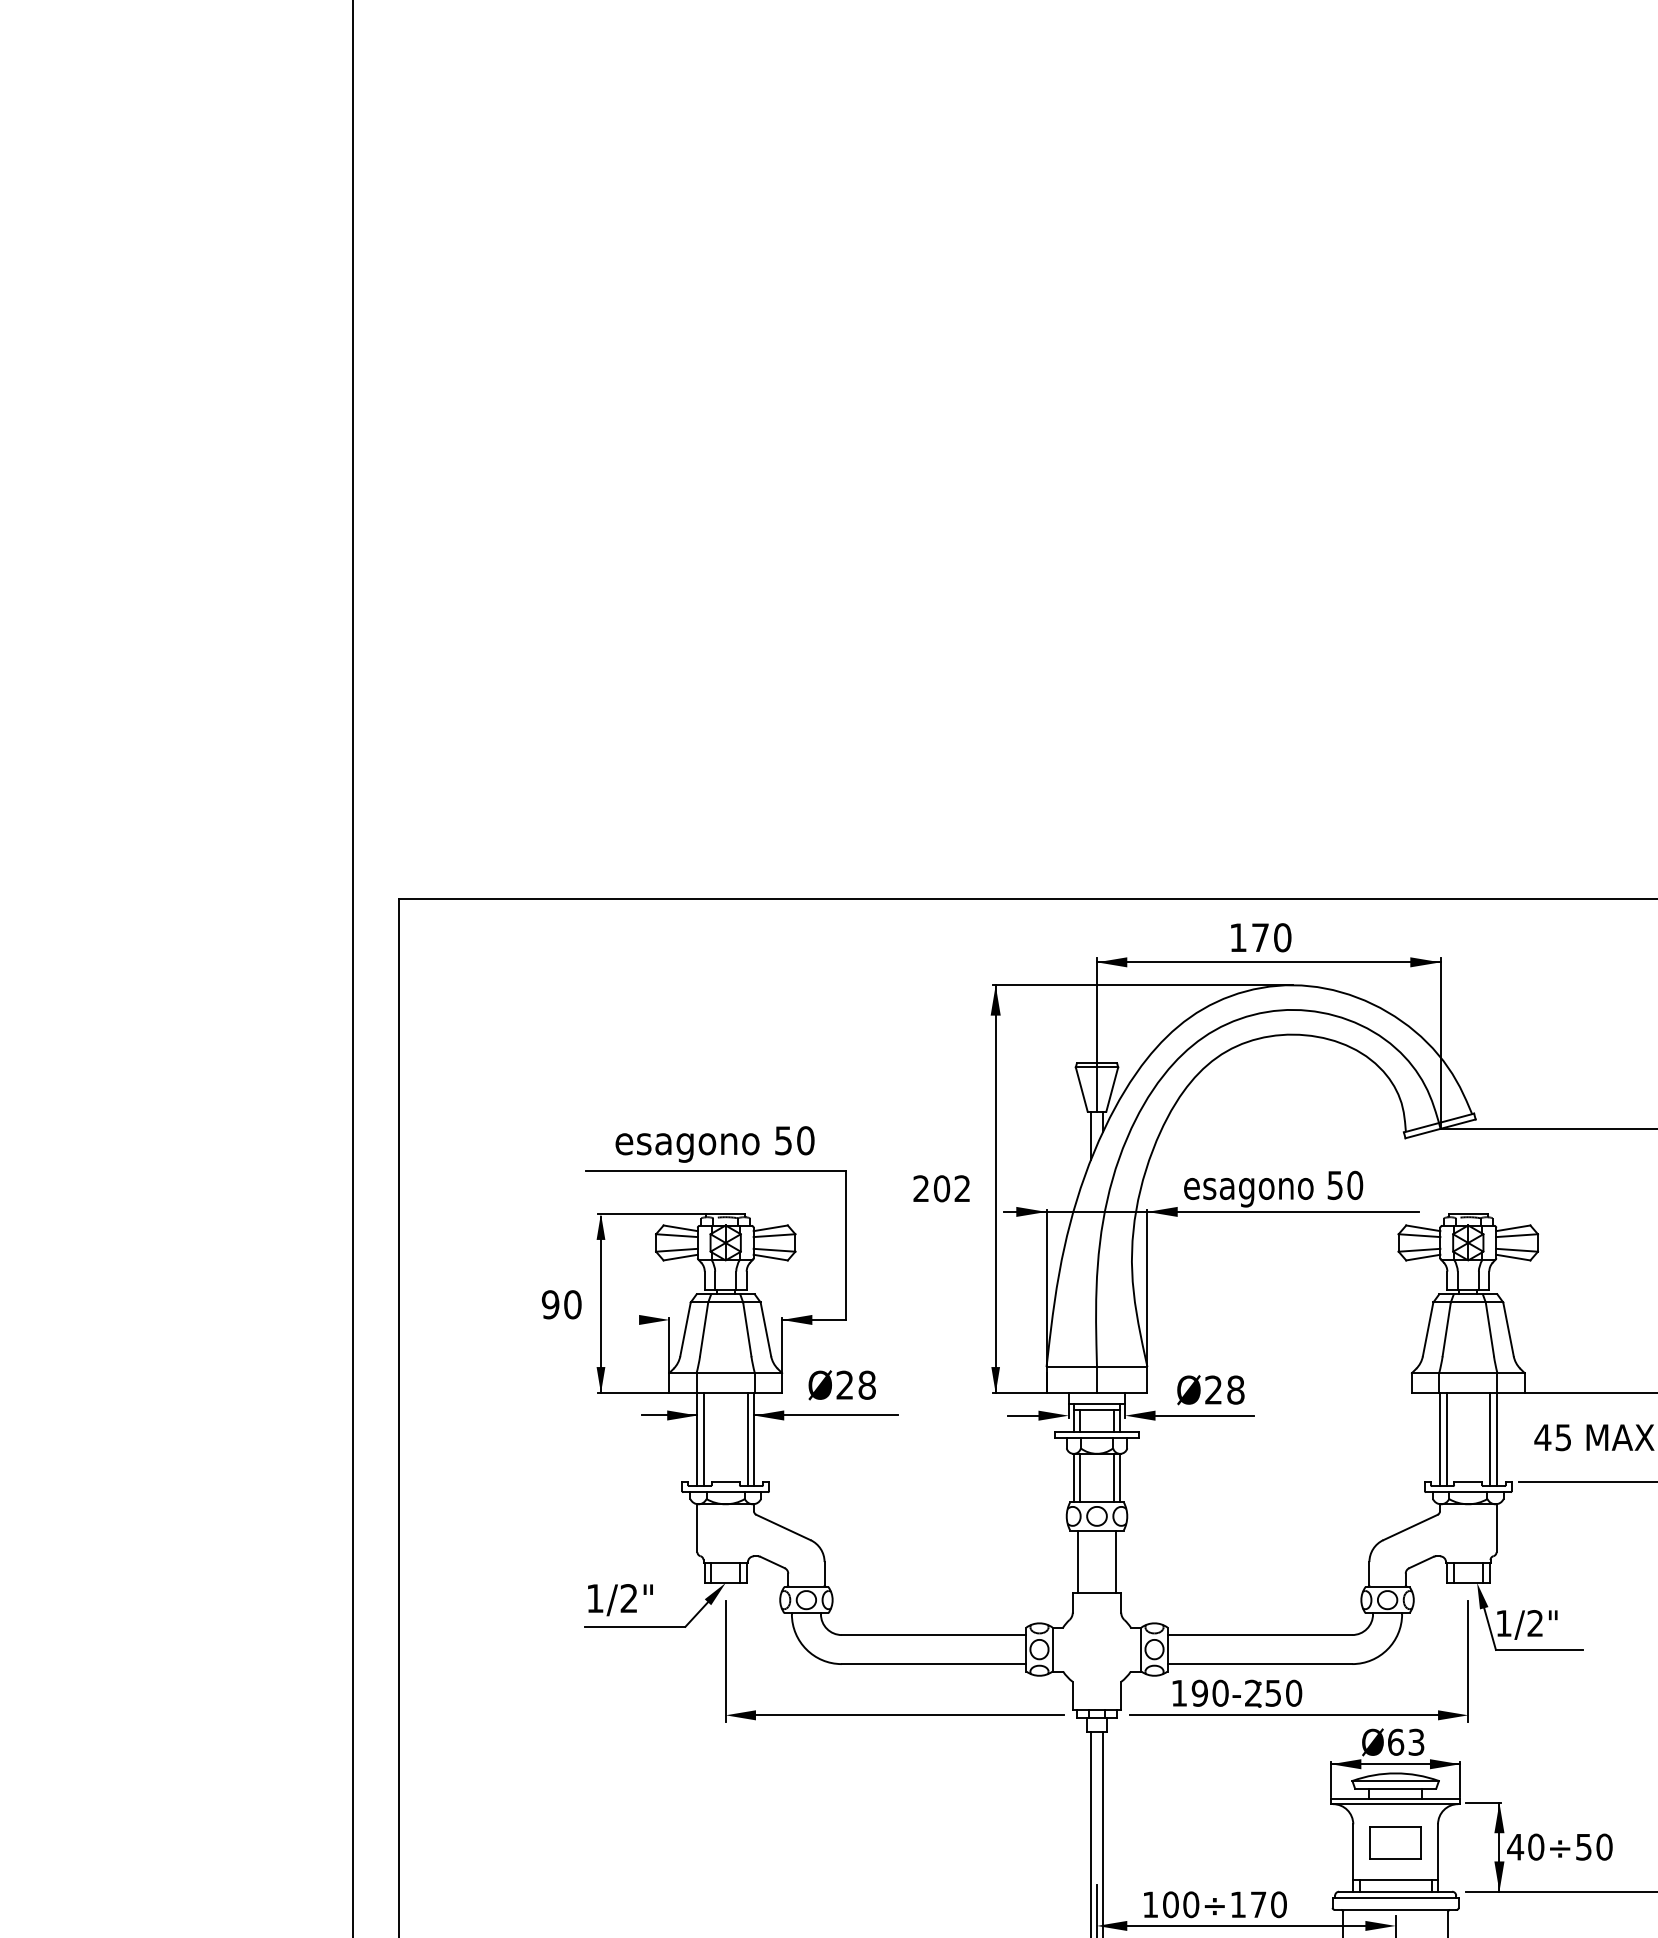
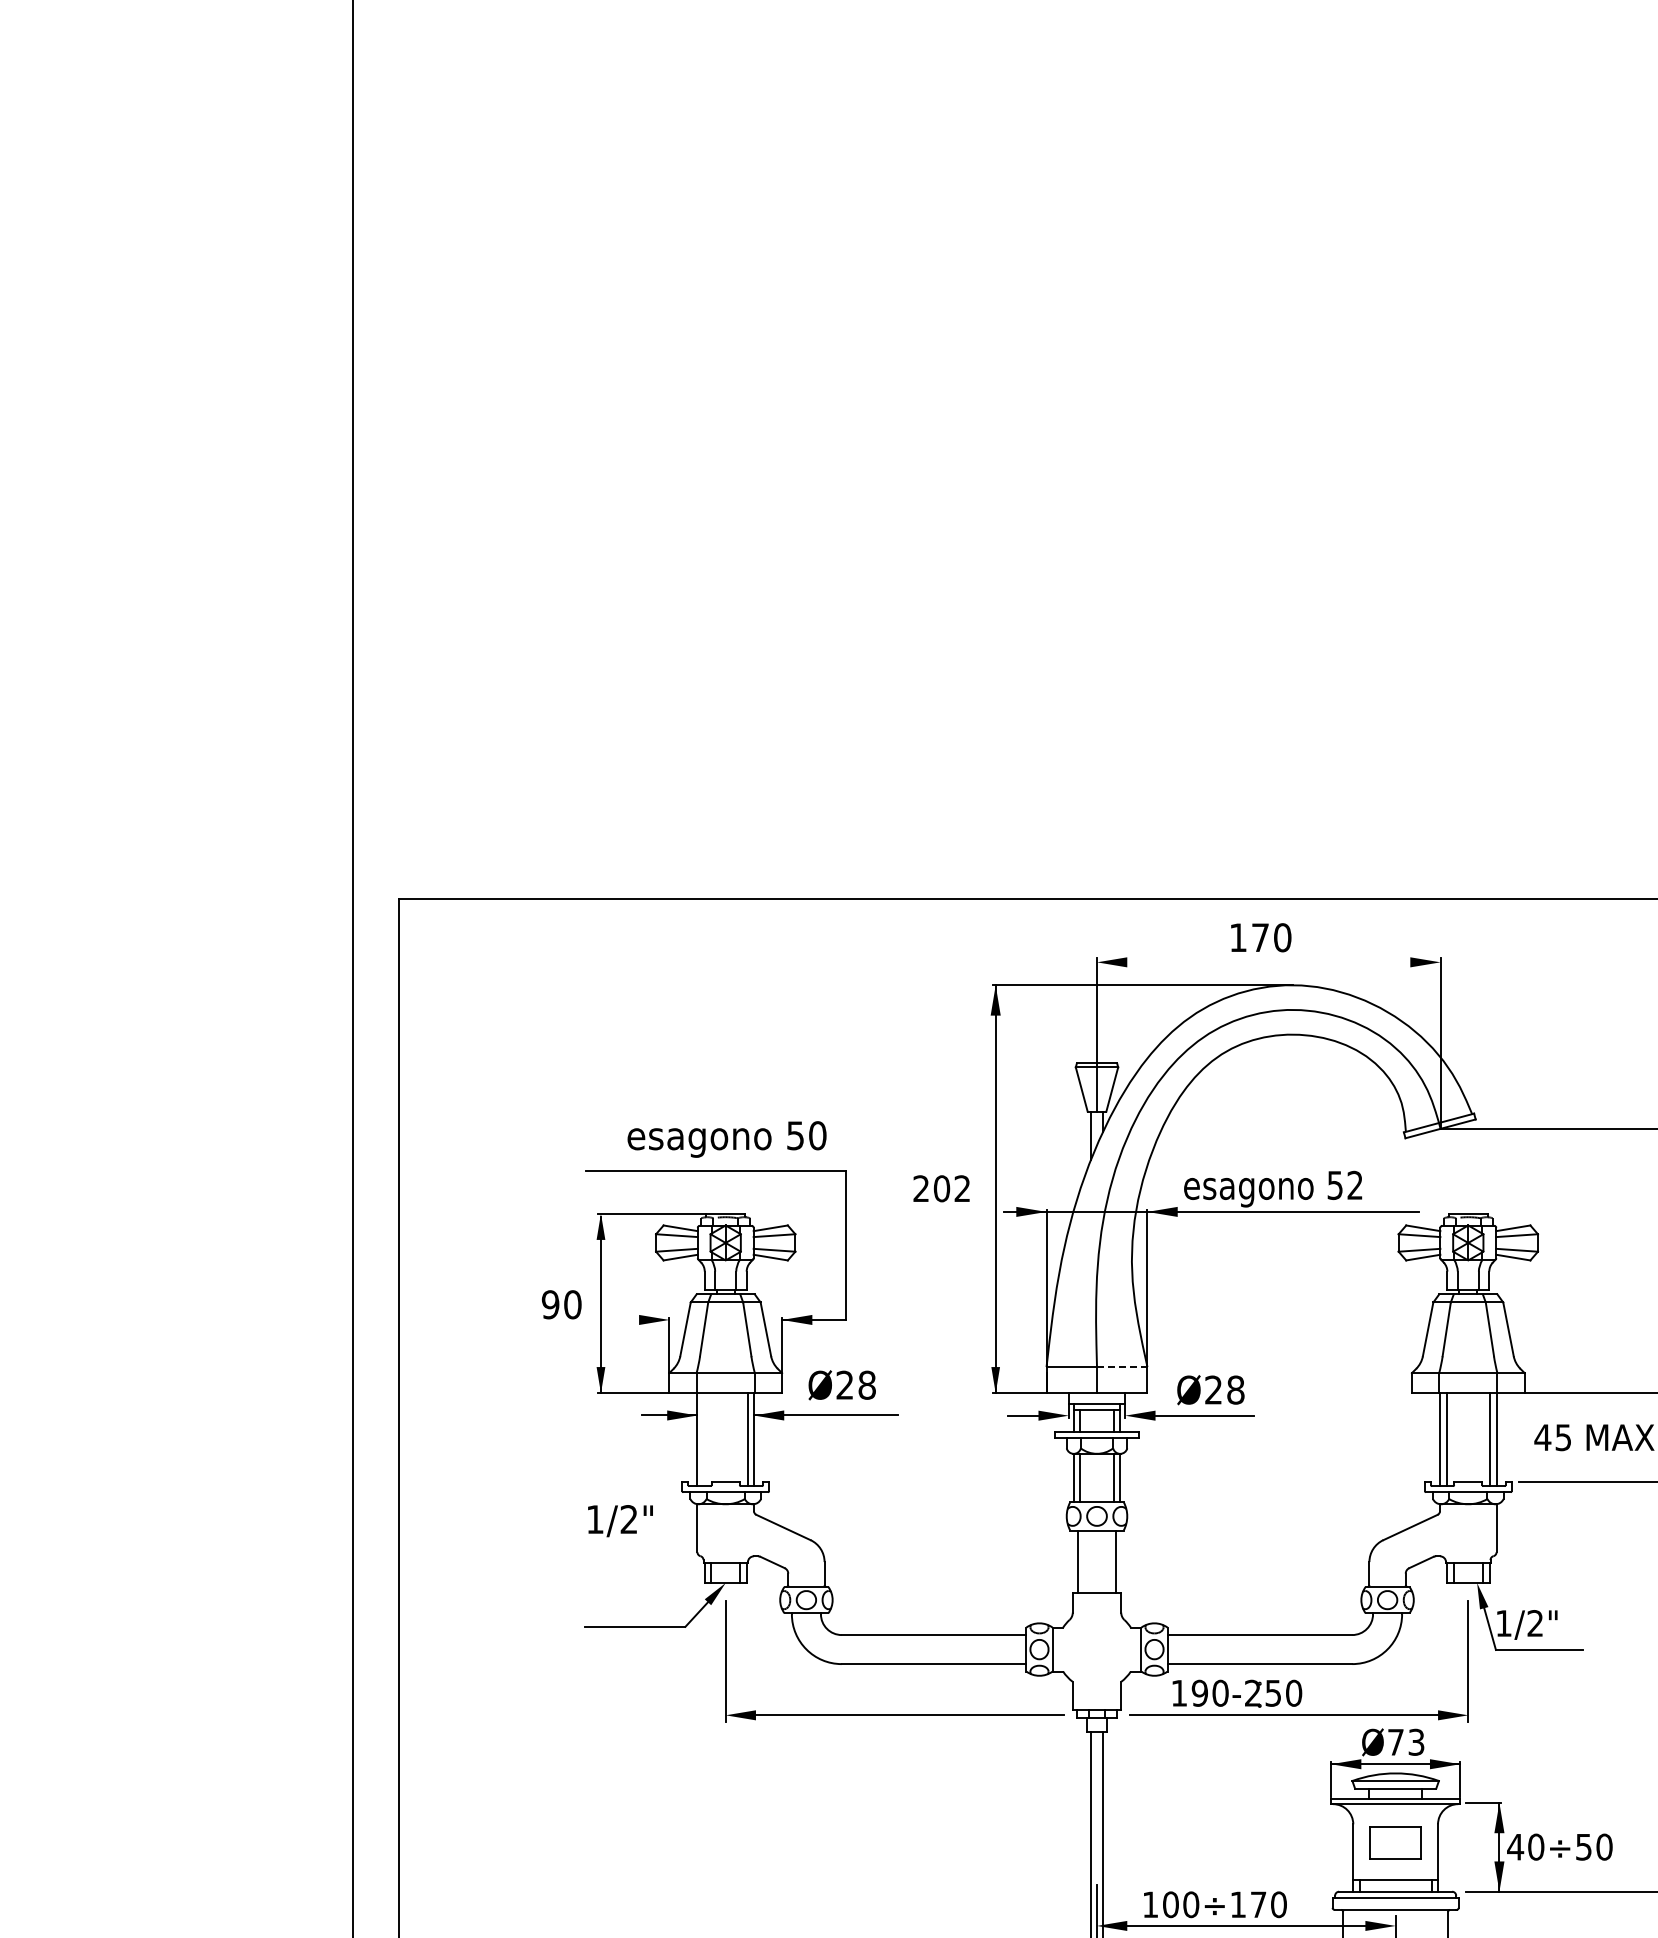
line: present -> none (1268, 962)
text position: (714, 1144) -> (726, 1139) (726, 1139)
text: 50 -> 52 (1355, 1185)
line: solid -> dashed (1122, 1367)
line: present -> none (703, 1439)
text position: (620, 1600) -> (620, 1521) (620, 1521)
text: Ø63 -> Ø73 (1396, 1741)
